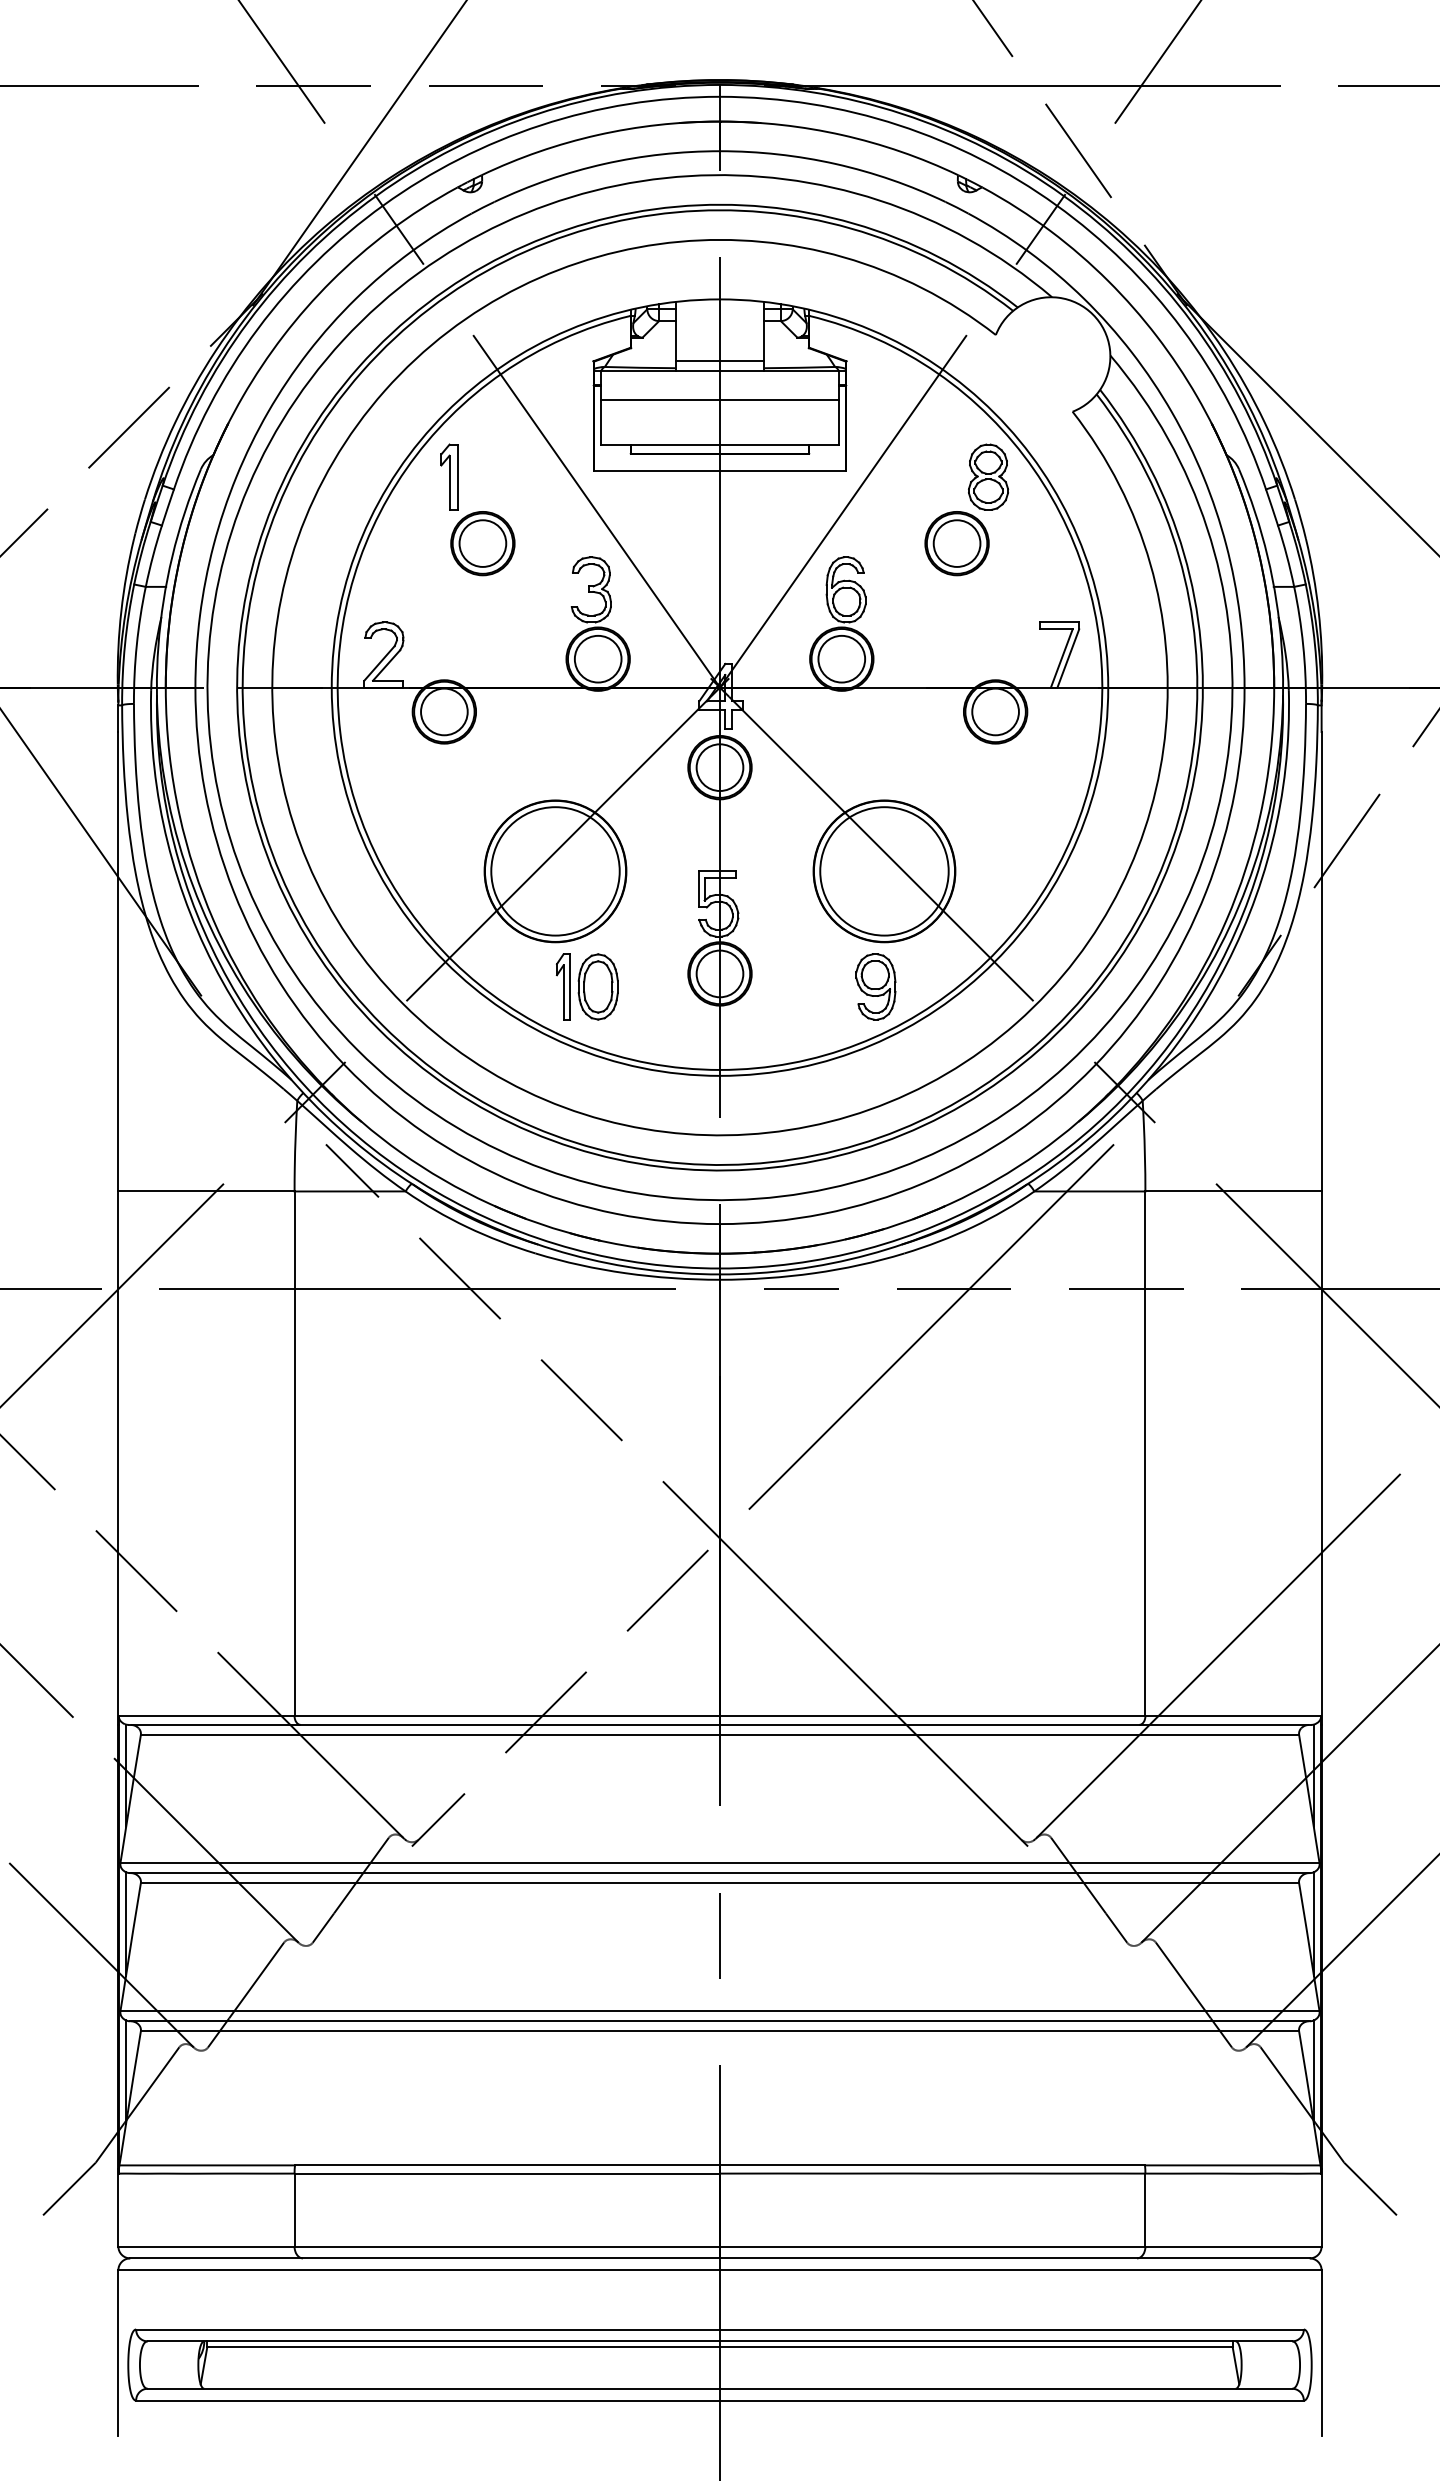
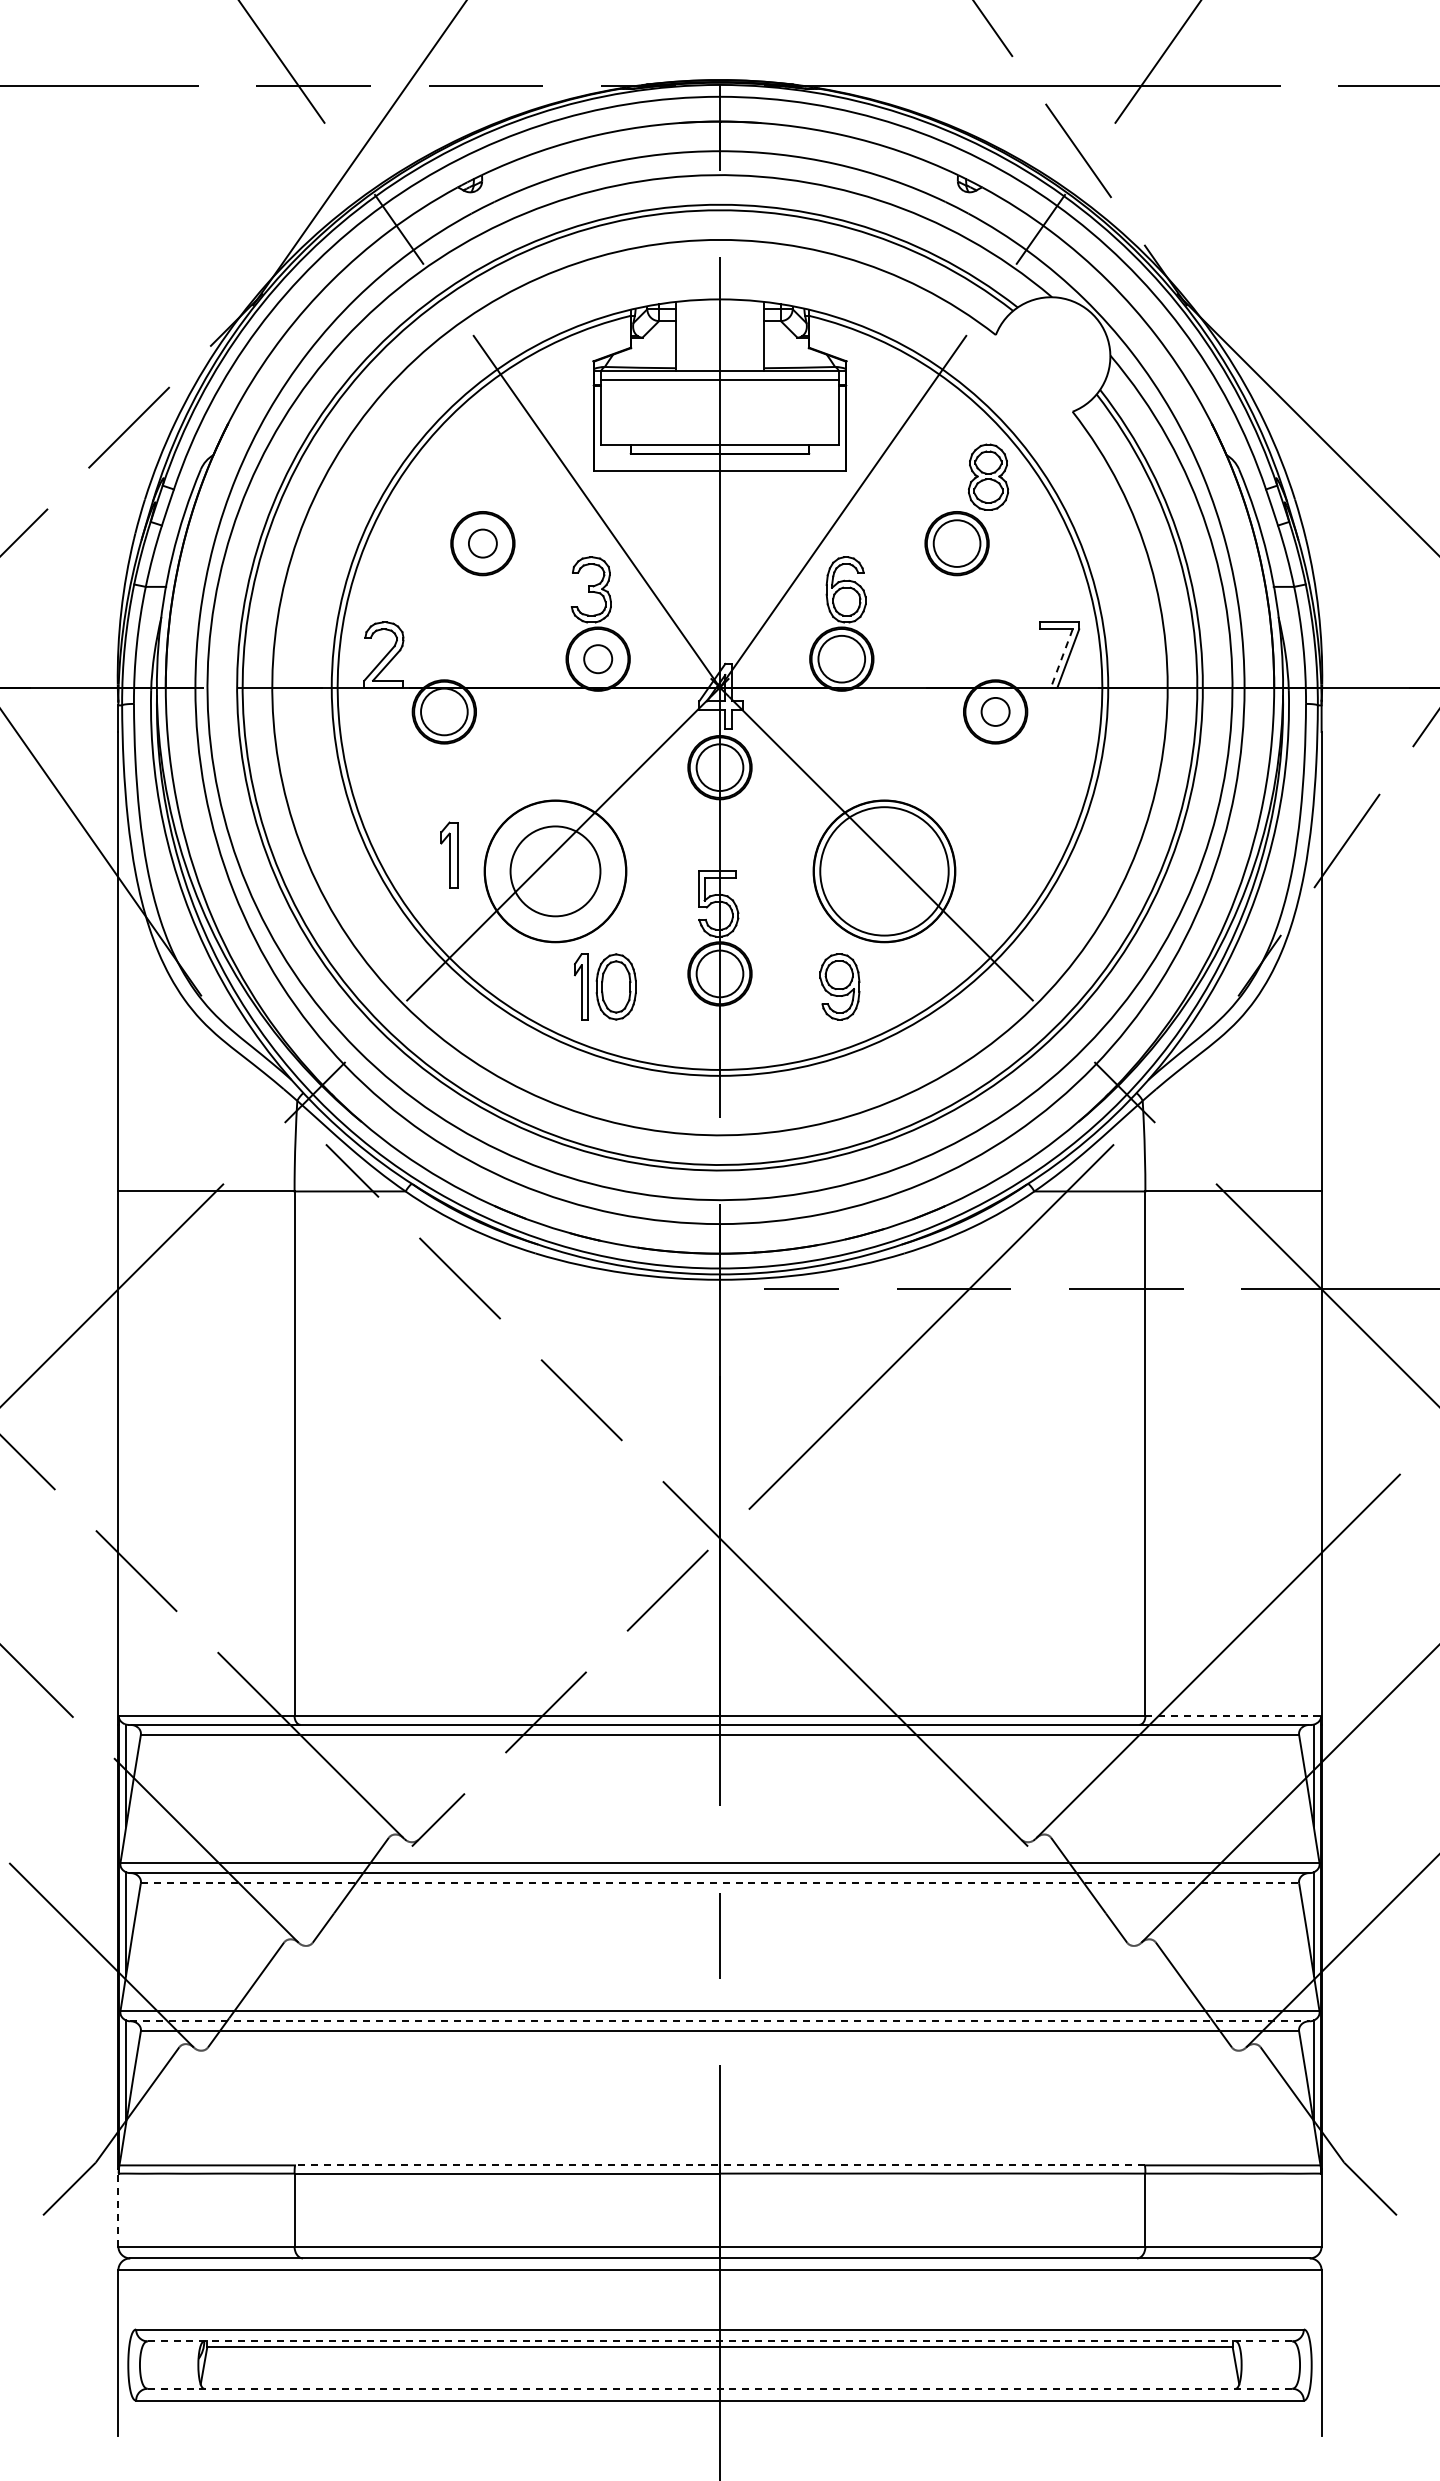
line: present -> none (719, 361)
line position: (719, 400) -> (719, 380) (719, 380)
part position: (449, 476) -> (449, 854) (449, 854)
circle diameter: 47 px -> 28 px (482, 543)
circle diameter: 47 px -> 28 px (598, 659)
line: solid -> dashed (1061, 658)
circle diameter: 47 px -> 28 px (995, 711)
circle diameter: 128 px -> 90 px (555, 871)
part position: (587, 986) -> (605, 986) (605, 986)
part position: (875, 986) -> (839, 986) (839, 986)
line: present -> none (338, 1289)
line: solid -> dashed (1233, 1716)
line: solid -> dashed (720, 1883)
line: solid -> dashed (719, 2021)
line: solid -> dashed (719, 2165)
line: solid -> dashed (118, 2208)
line: solid -> dashed (720, 2341)
line: solid -> dashed (719, 2388)
